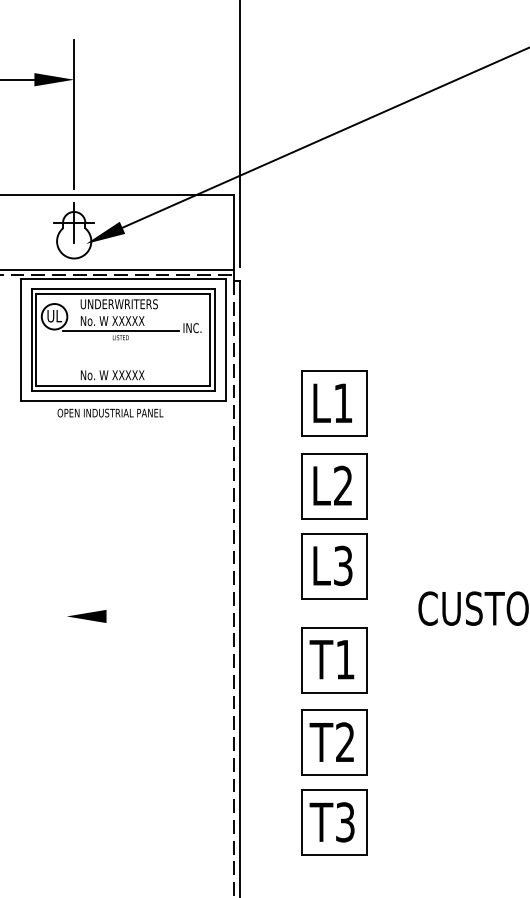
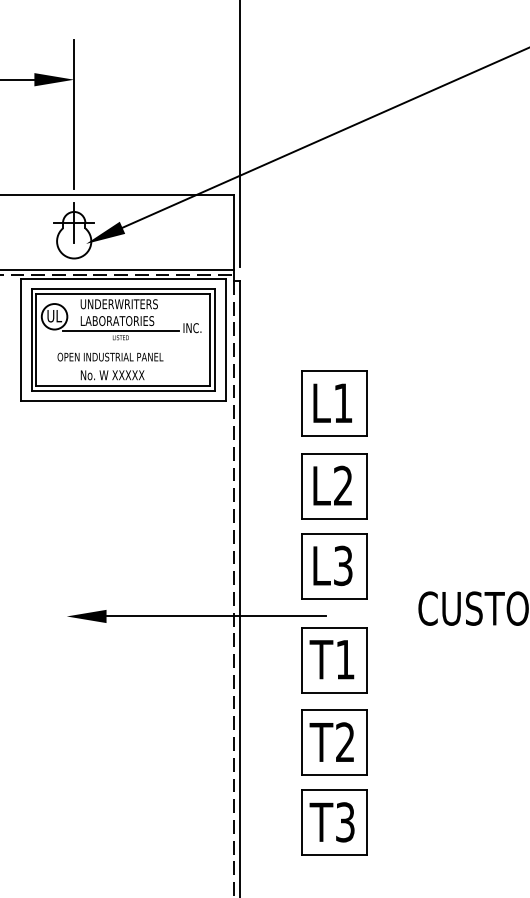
text: No. W XXXXX -> LABORATORIES (117, 321)
text position: (110, 412) -> (110, 356) (110, 356)
line: none -> present (215, 616)
